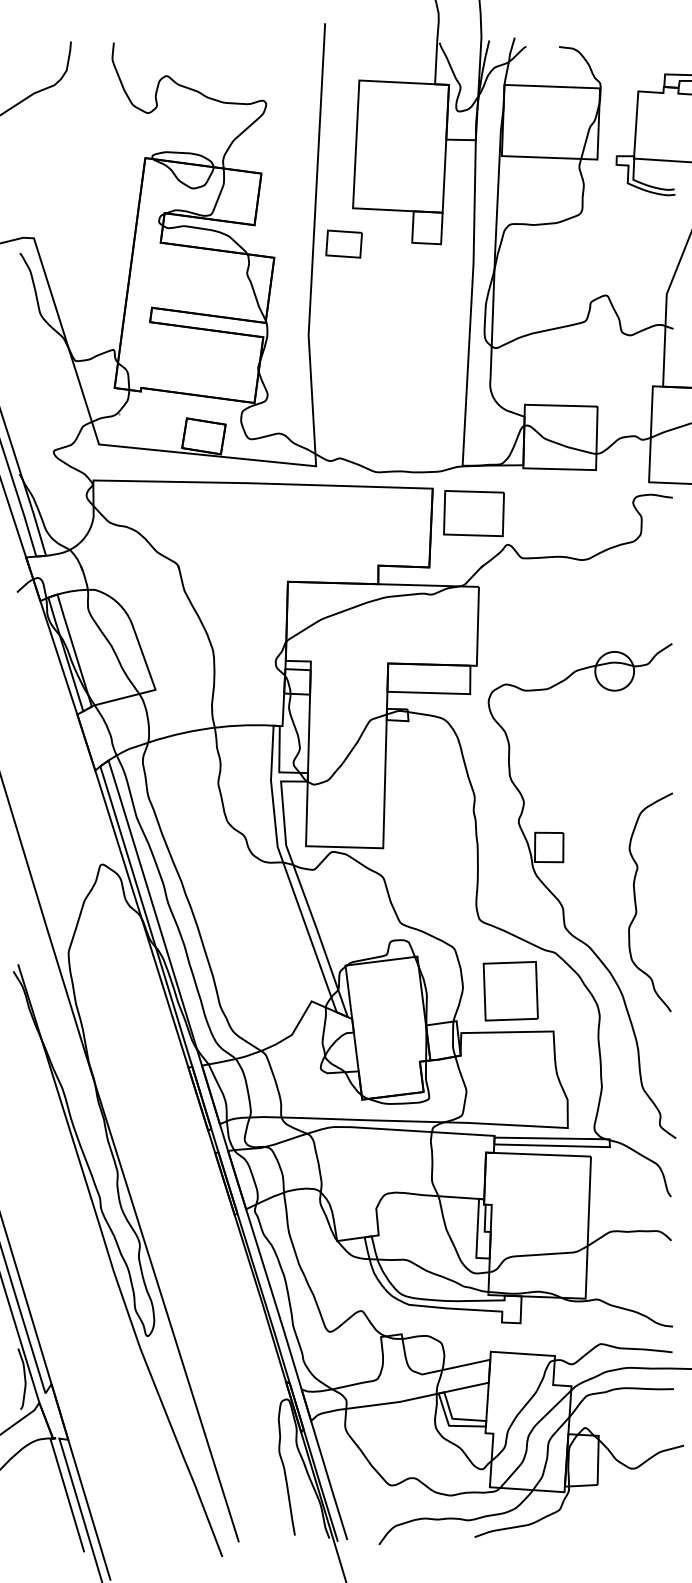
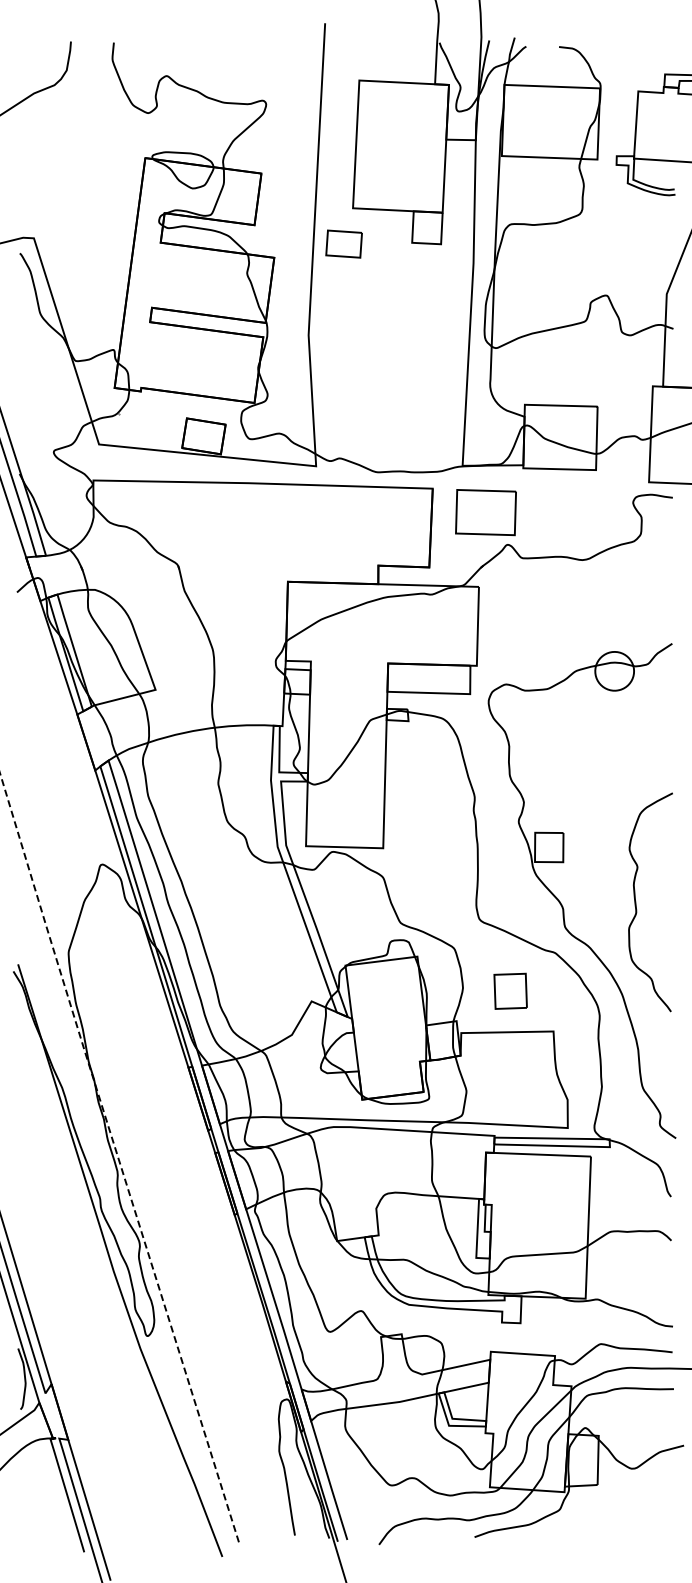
part position: (473, 513) -> (485, 512) (485, 512)
part size: 57x61 px -> 35x38 px (510, 990)
line: solid -> dashed (118, 1157)
